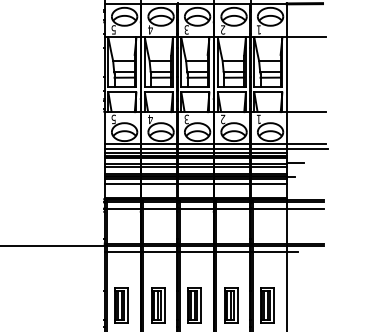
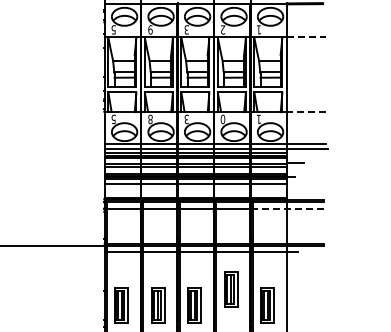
text: 4 -> 9 (150, 29)
line: solid -> dashed (306, 36)
line: solid -> dashed (306, 112)
text: 2 -> 0 (222, 118)
text: 4 -> 8 (150, 119)
line: solid -> dashed (288, 208)
part position: (231, 305) -> (231, 289) (231, 289)
